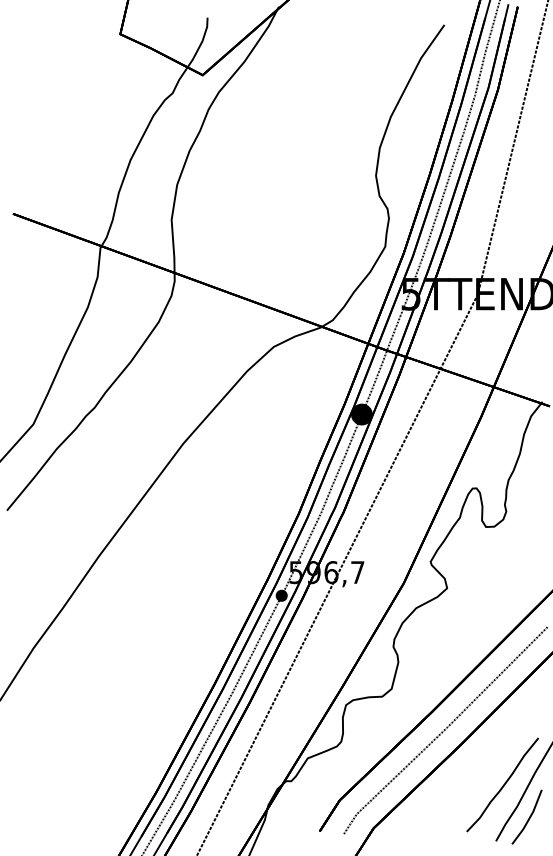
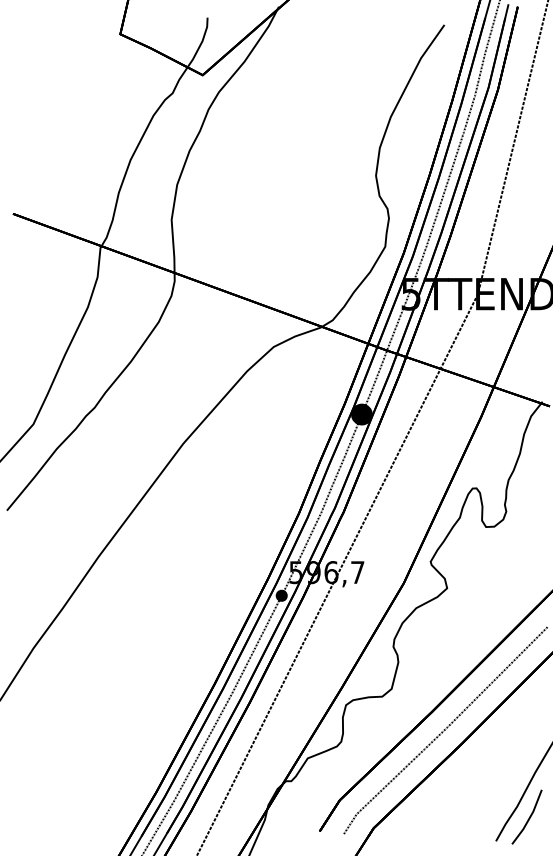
curve: present -> none (503, 784)
